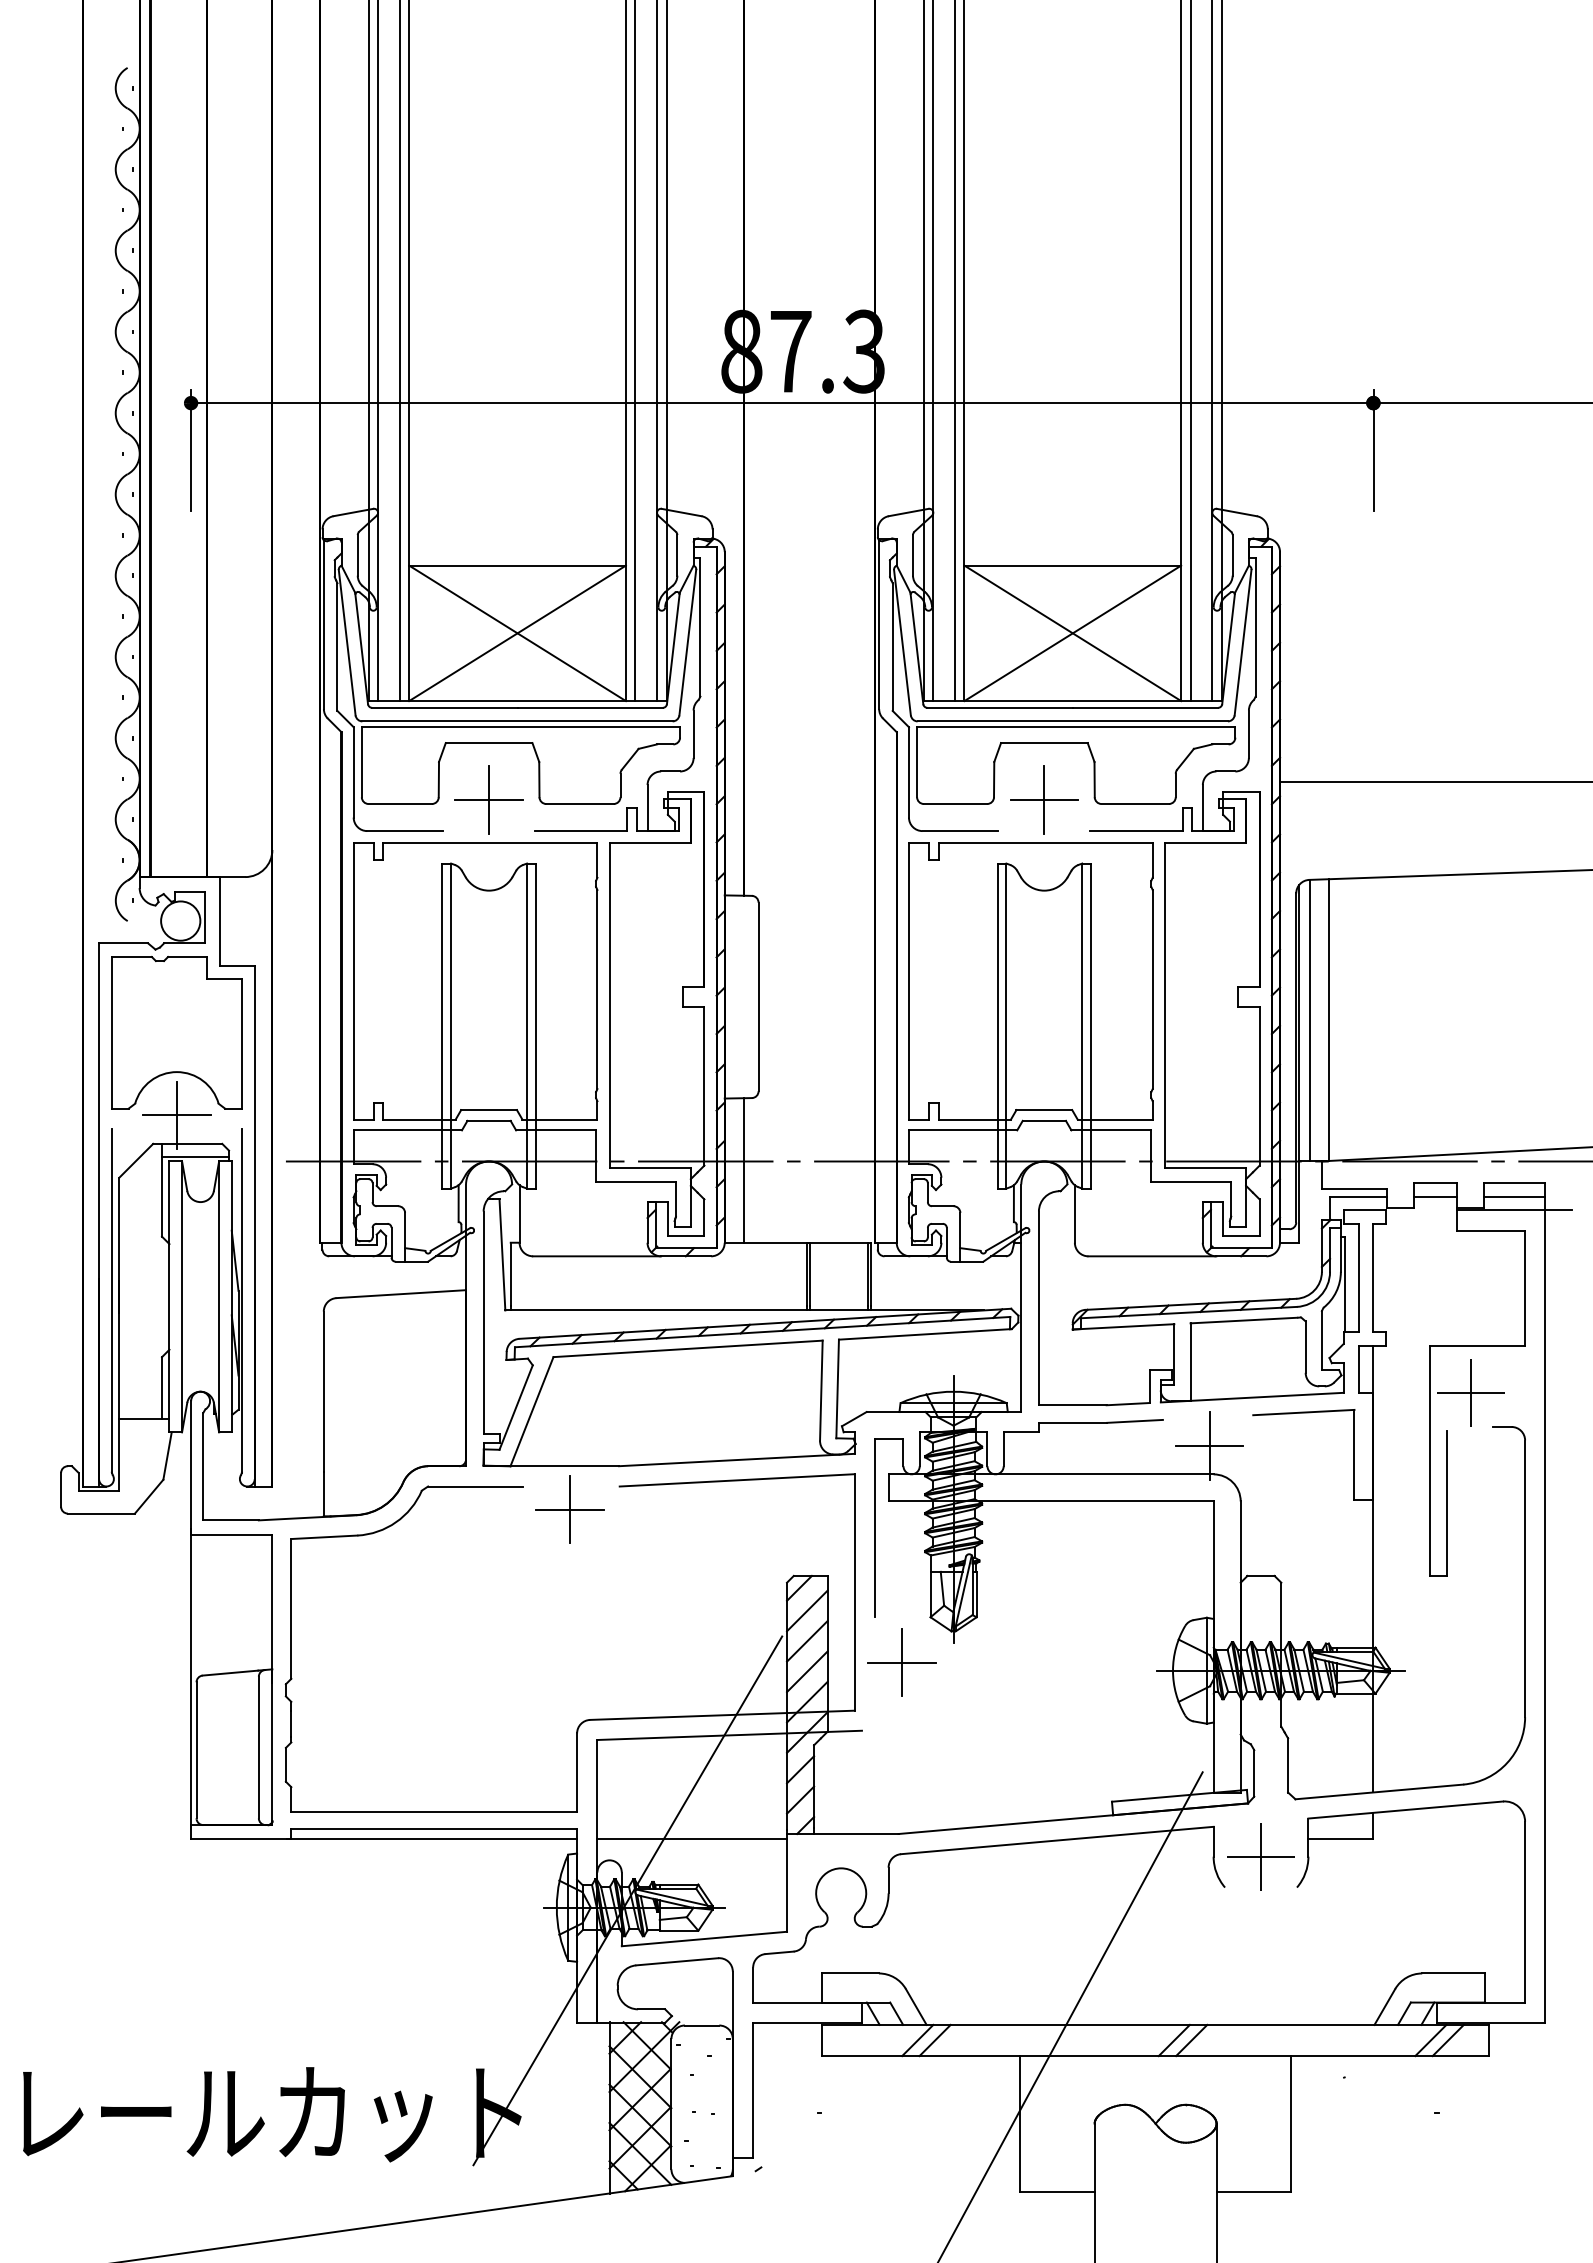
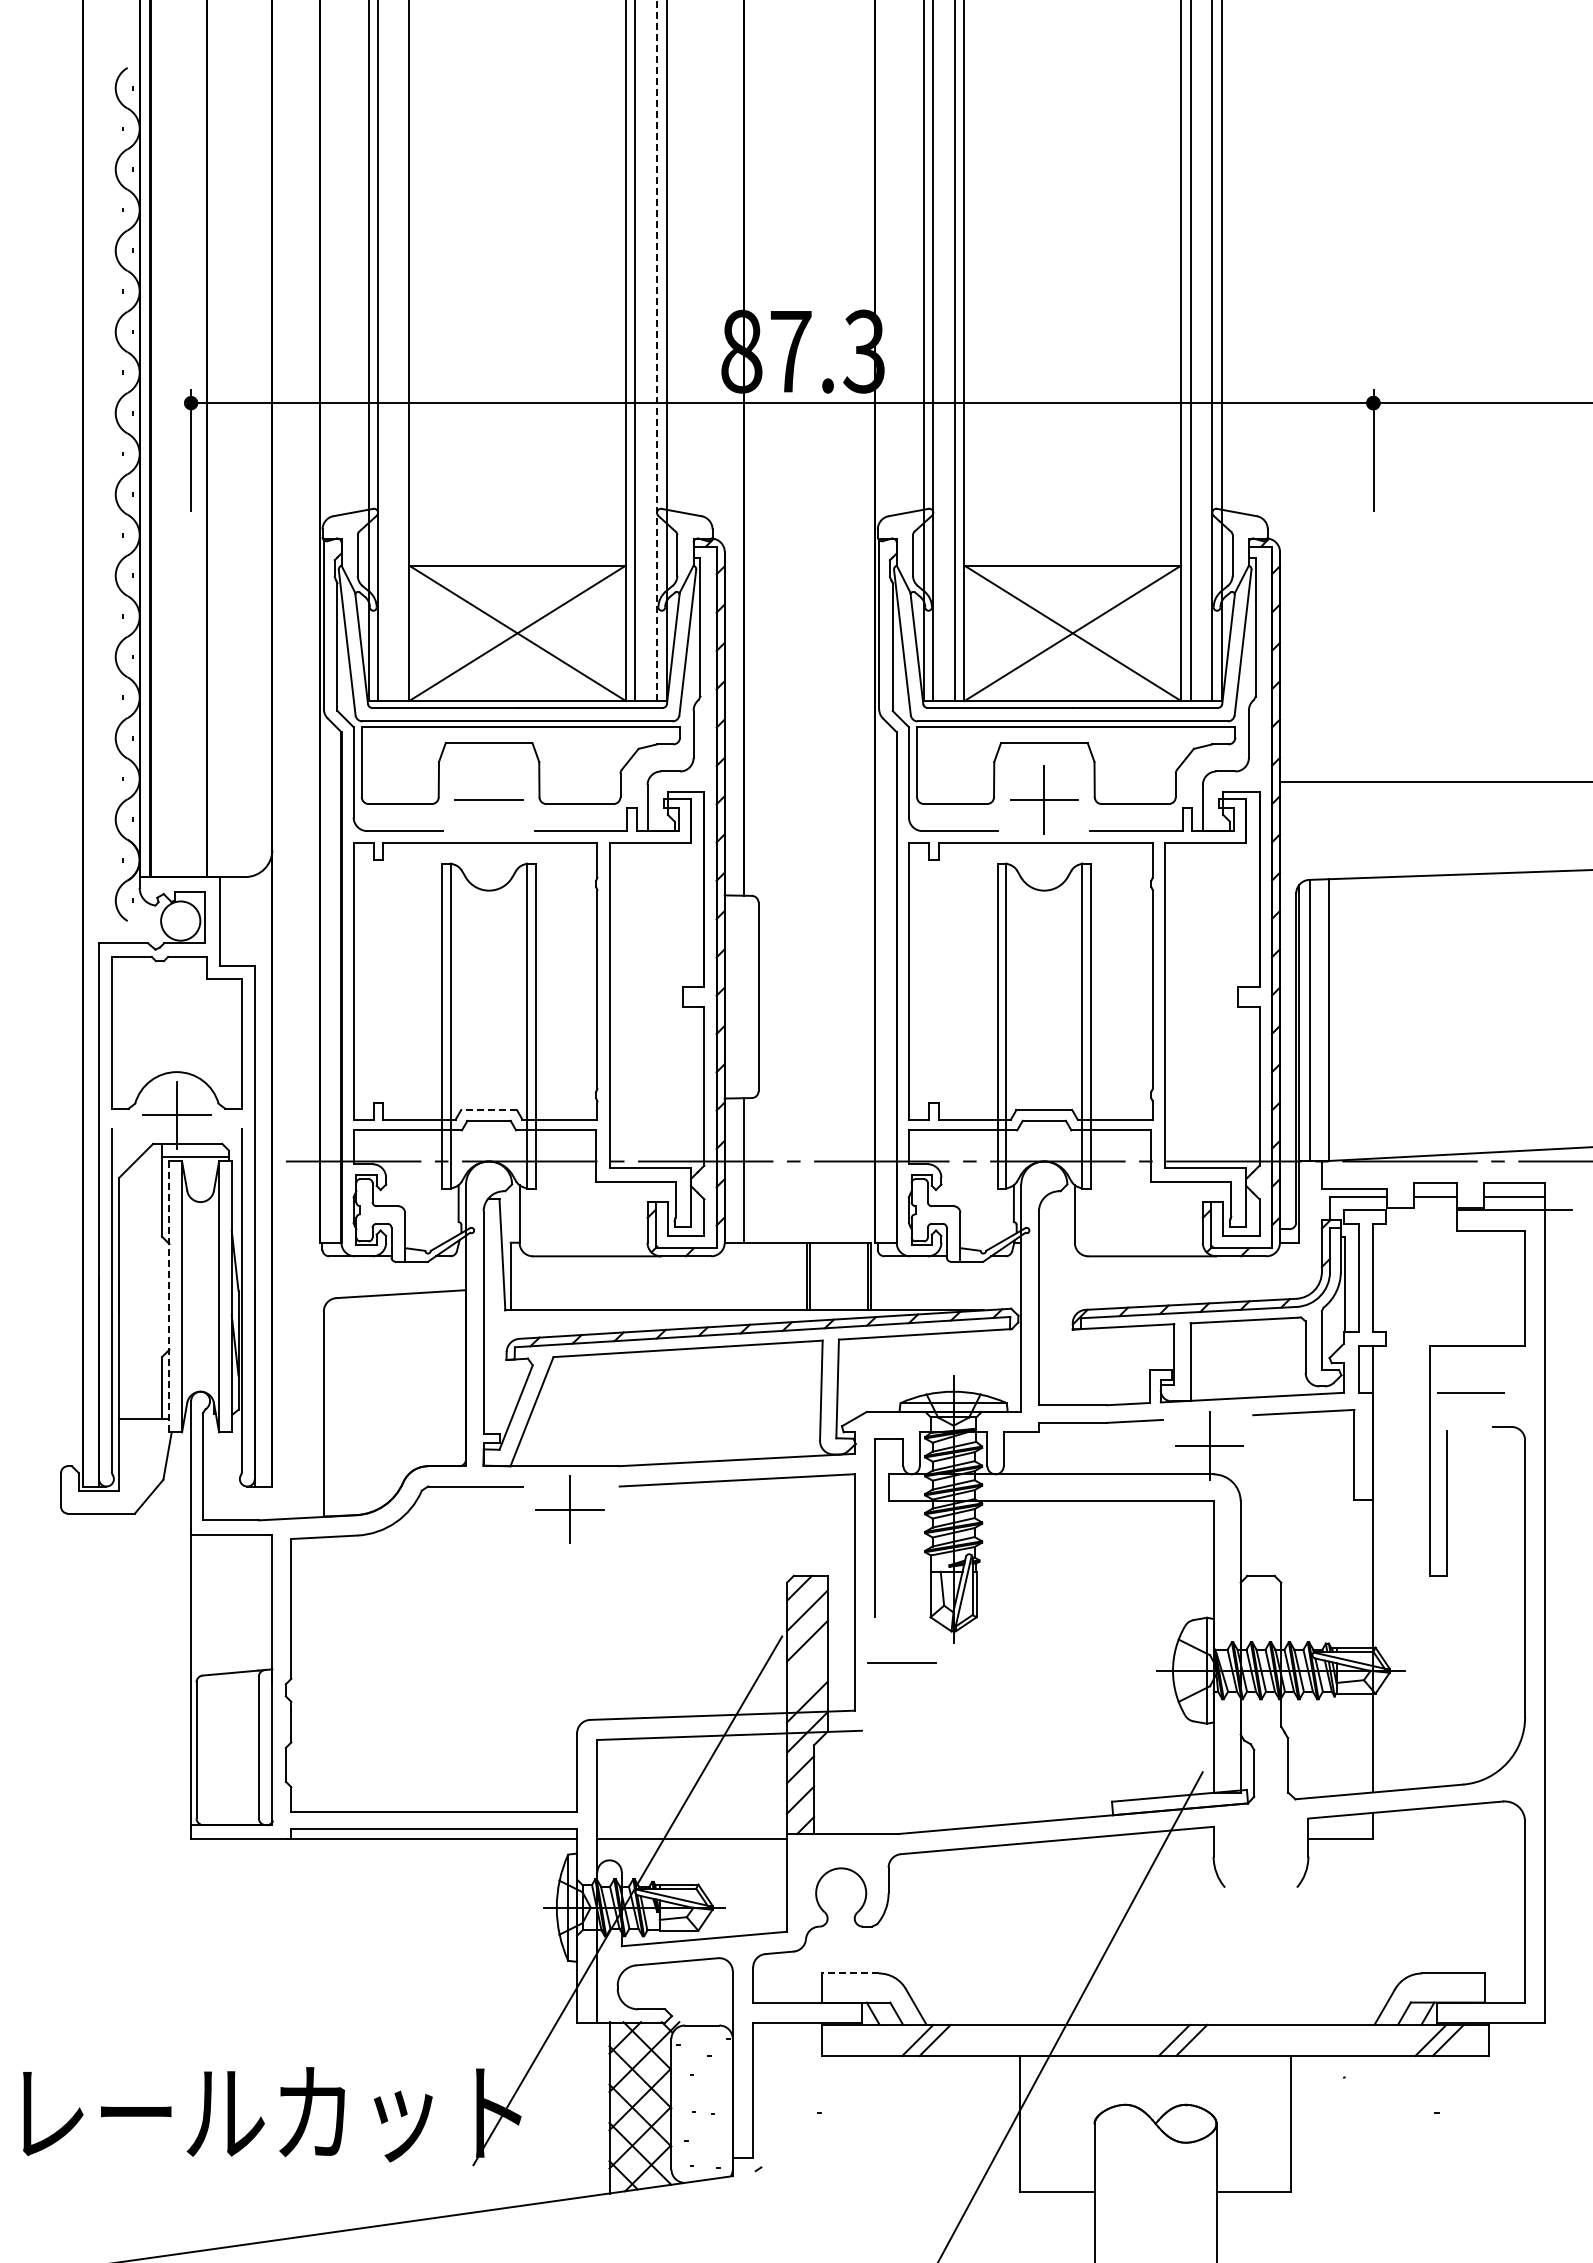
line: solid -> dashed (657, 350)
line: present -> none (399, 351)
line: present -> none (489, 799)
line: solid -> dashed (489, 1110)
line: solid -> dashed (169, 1297)
line: present -> none (1470, 1392)
line: present -> none (902, 1662)
line: present -> none (807, 1671)
part: present -> none (1260, 1856)
line: solid -> dashed (850, 1973)
